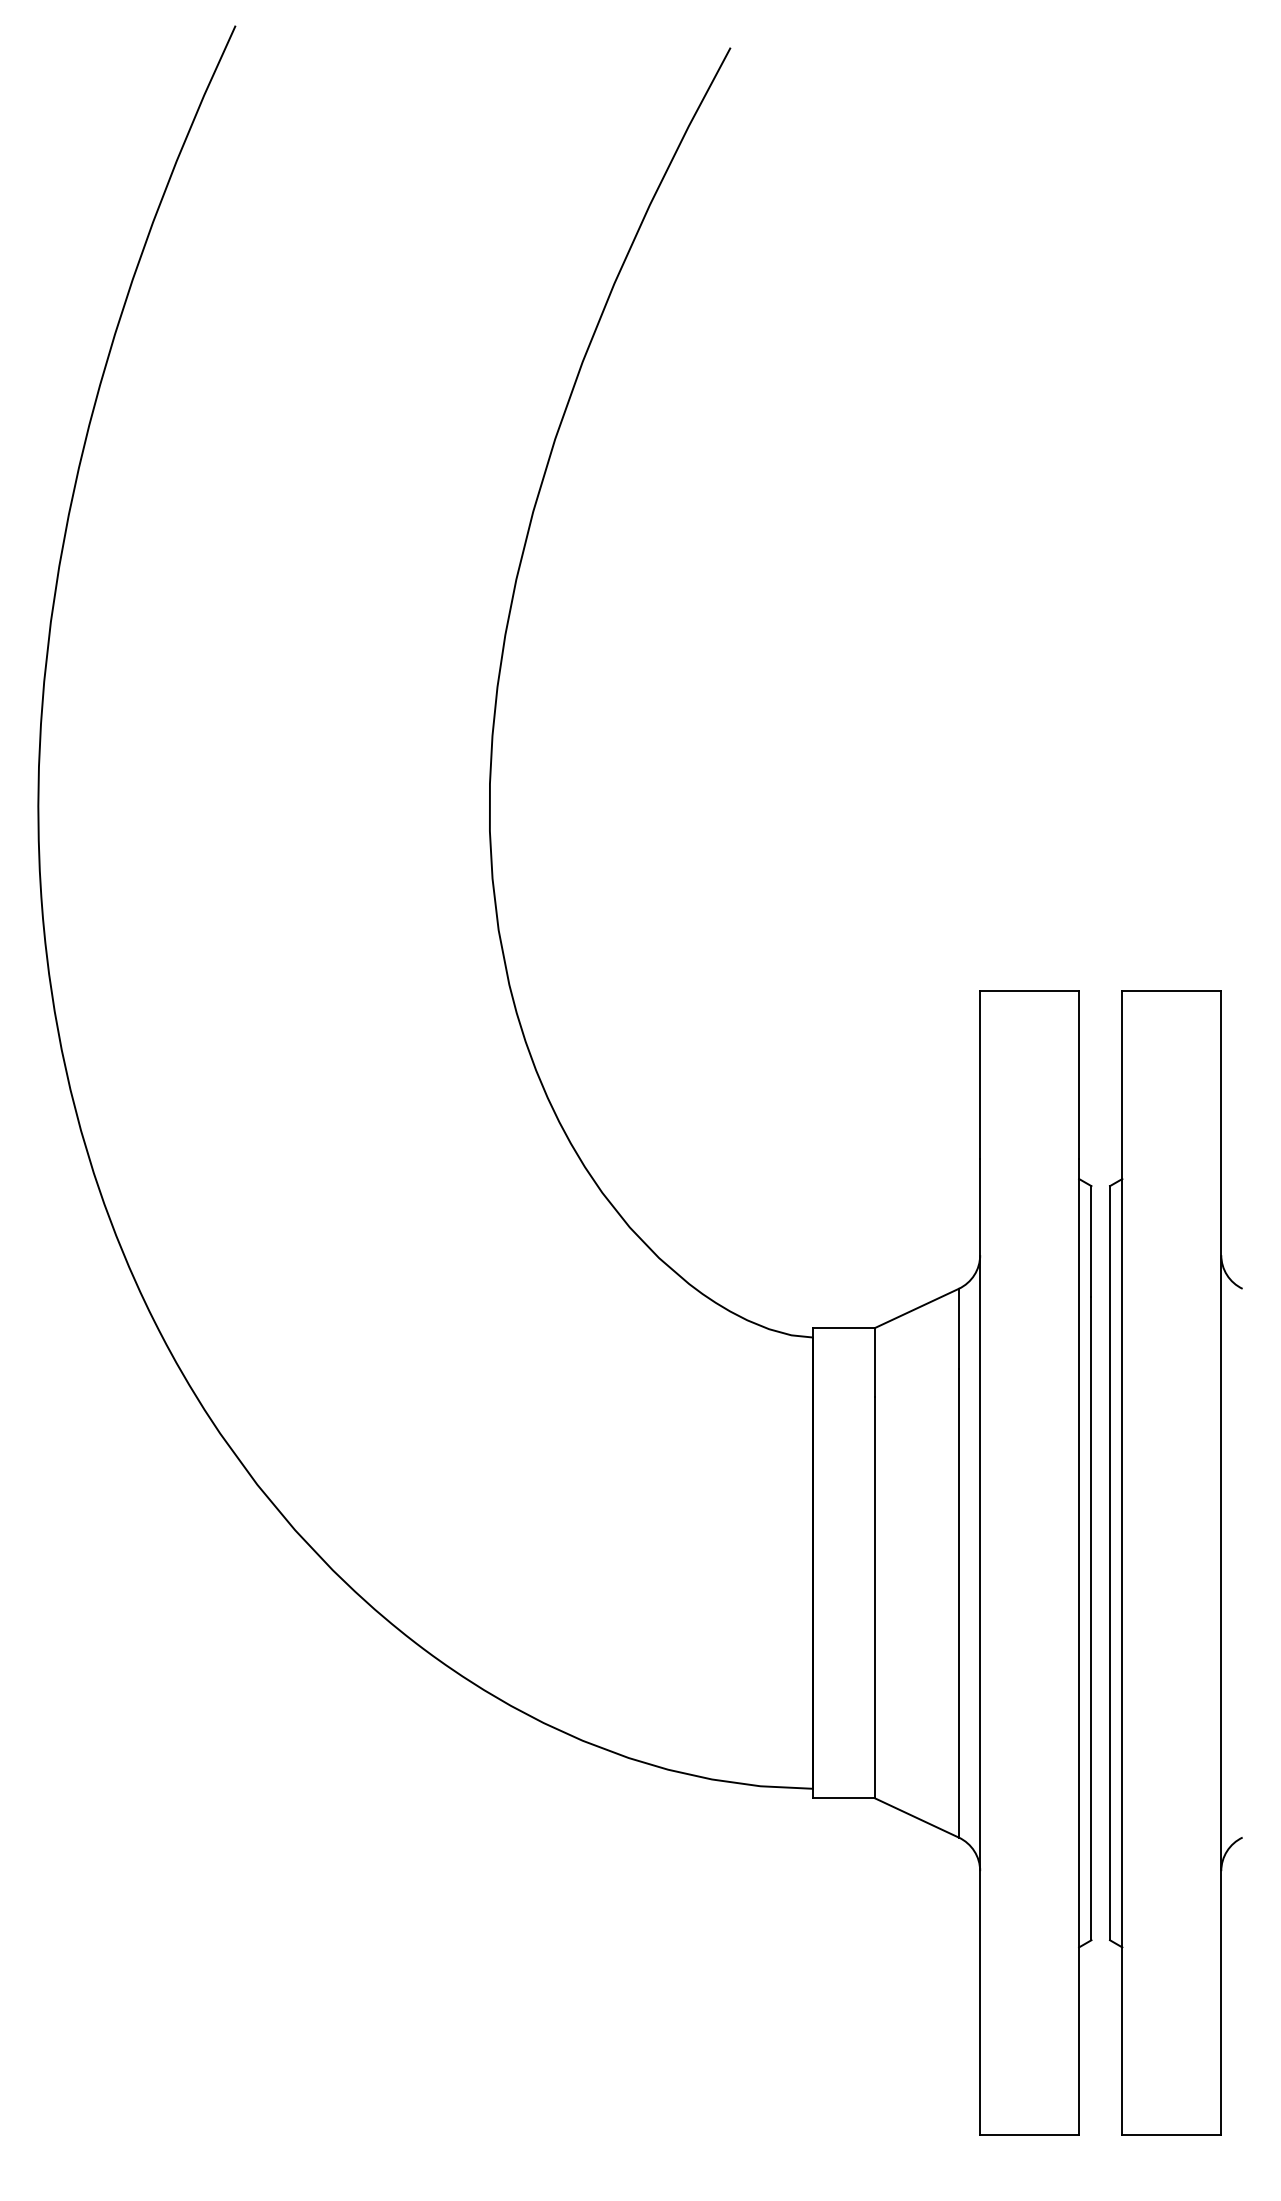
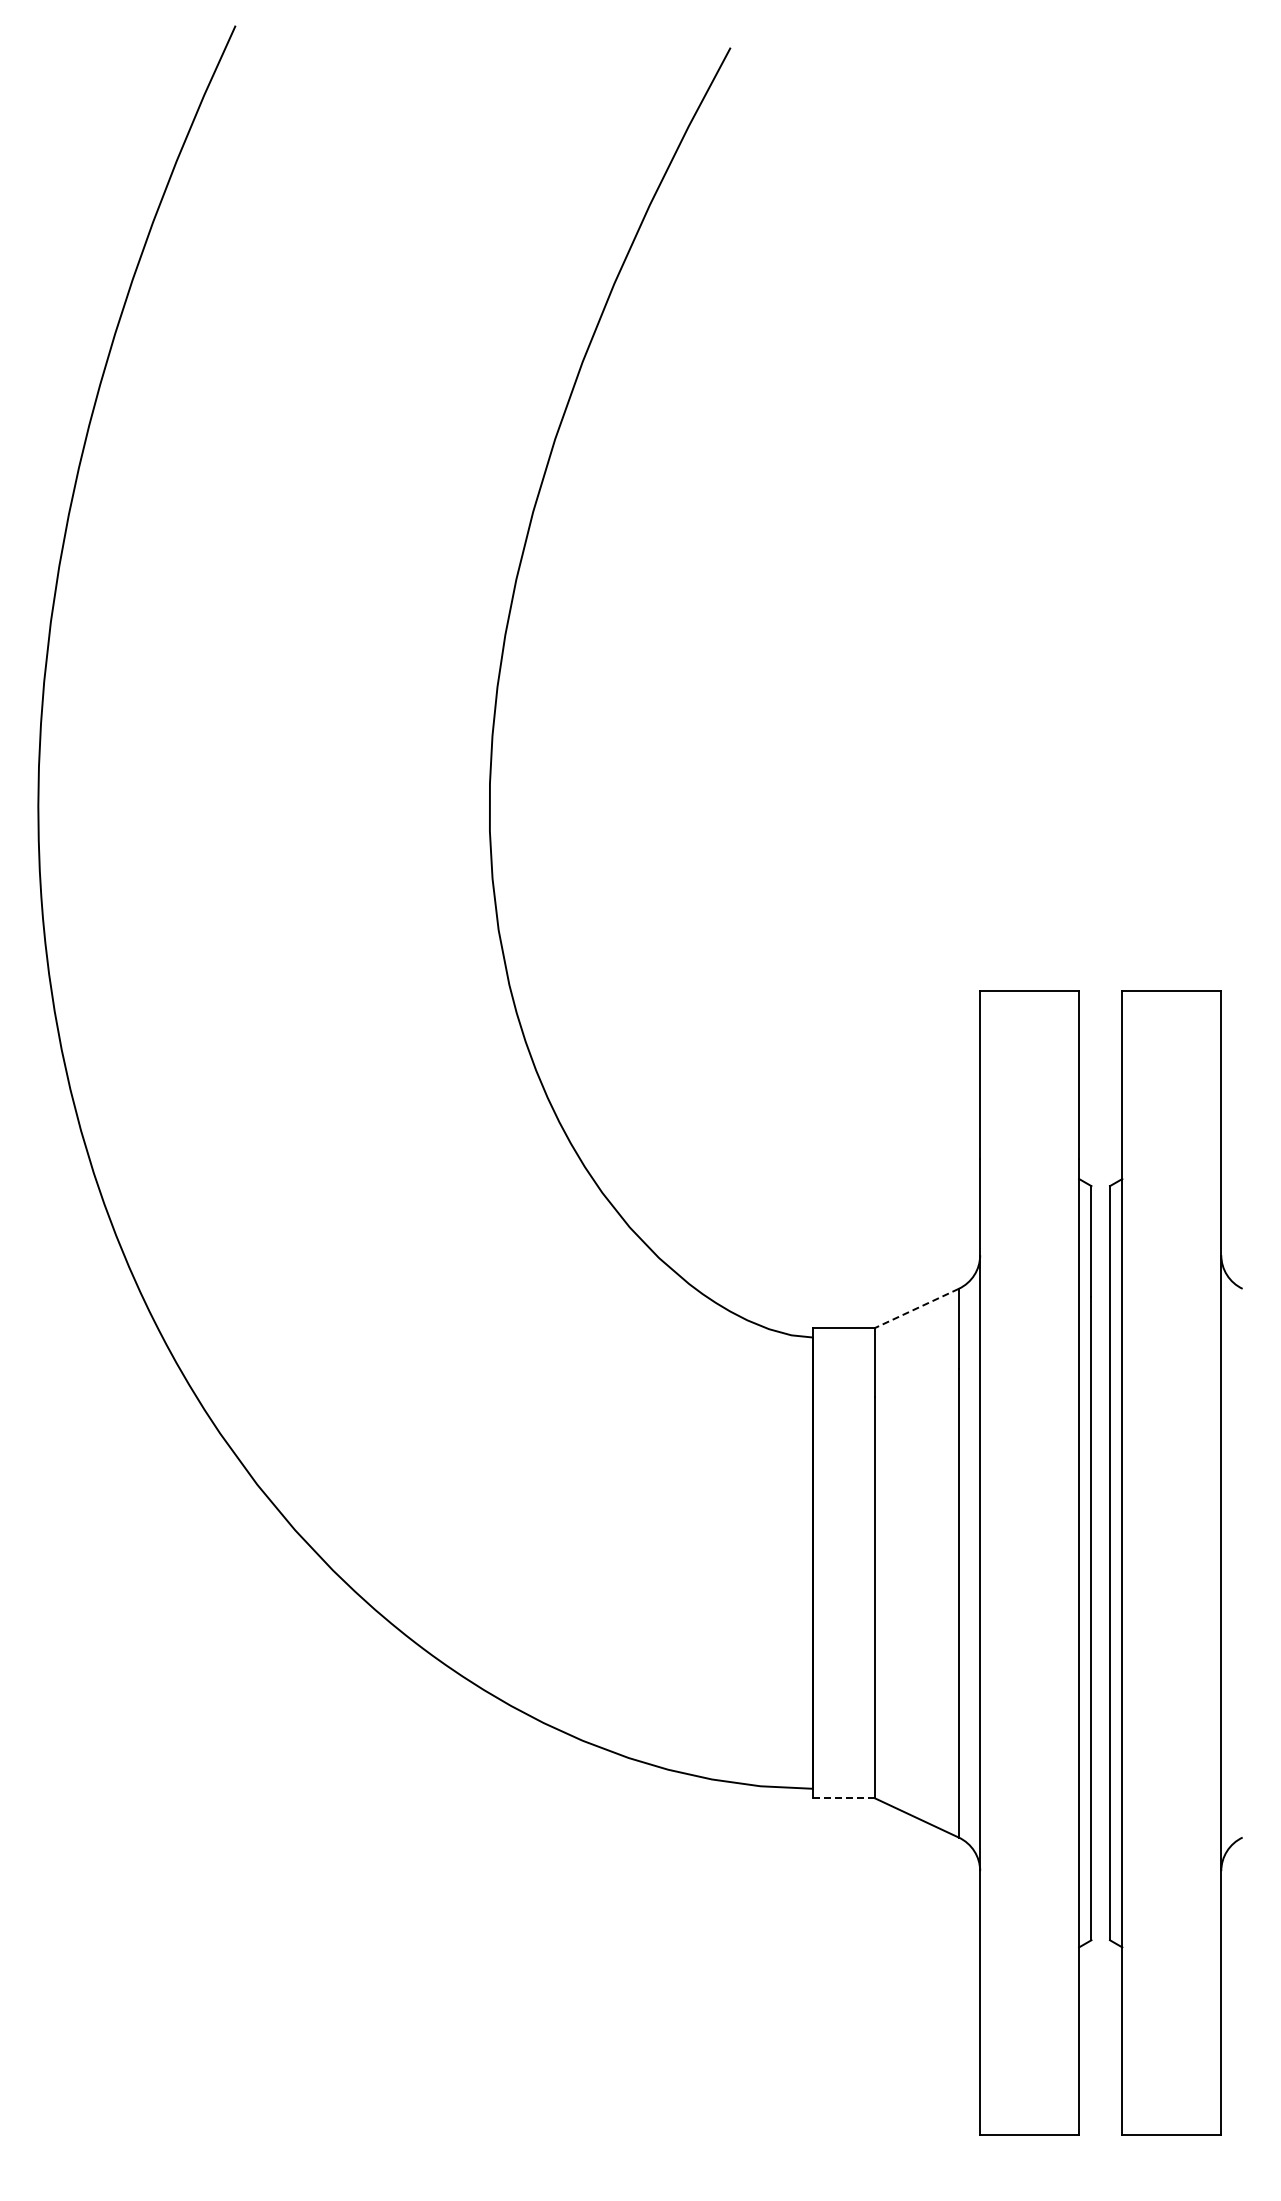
line: solid -> dashed (916, 1308)
line: solid -> dashed (844, 1798)
